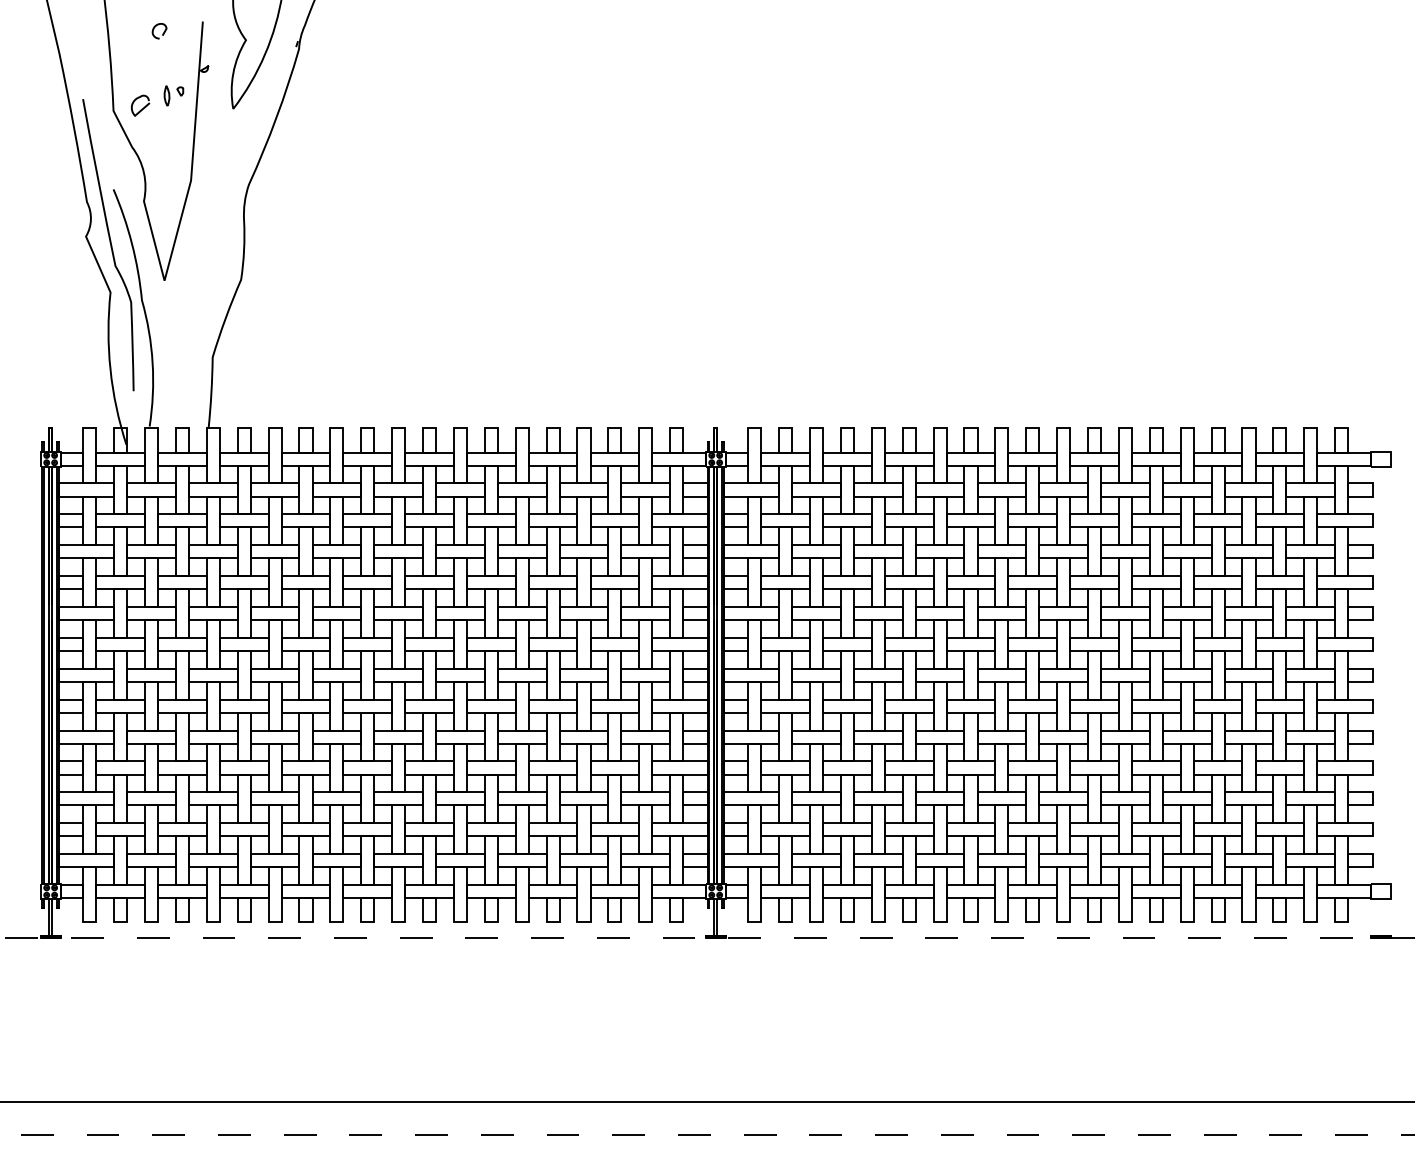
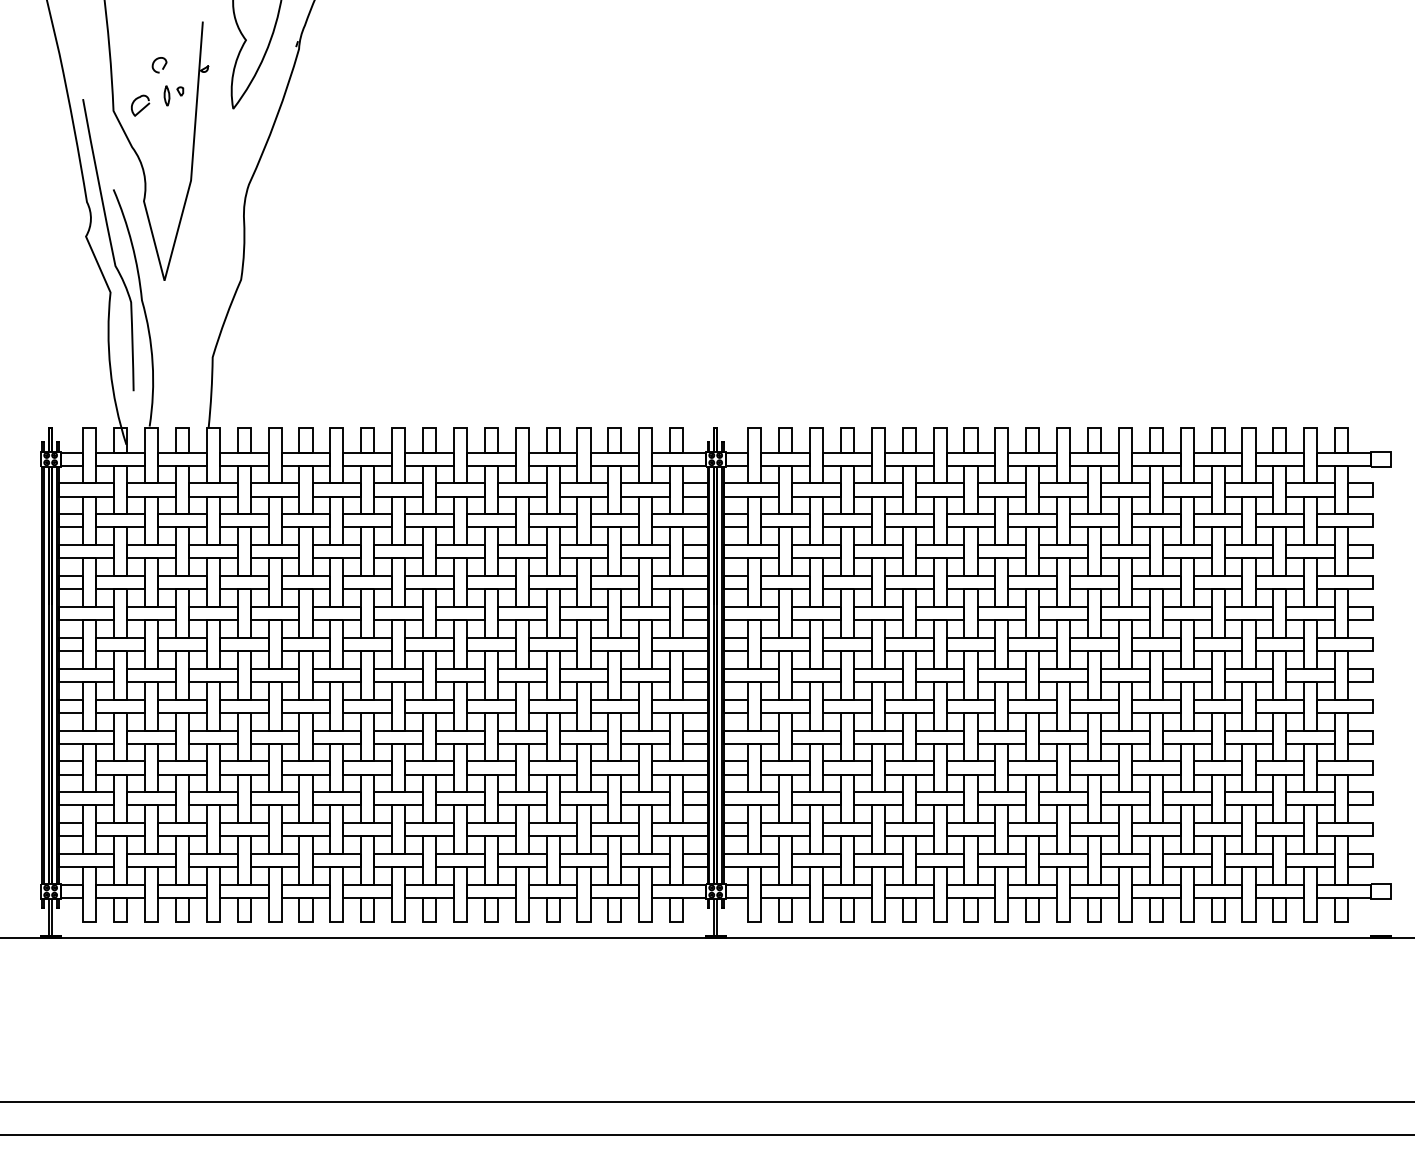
curve position: (162, 33) -> (162, 67) (162, 67)
line: dashed -> solid (707, 937)
line: dashed -> solid (707, 1134)
